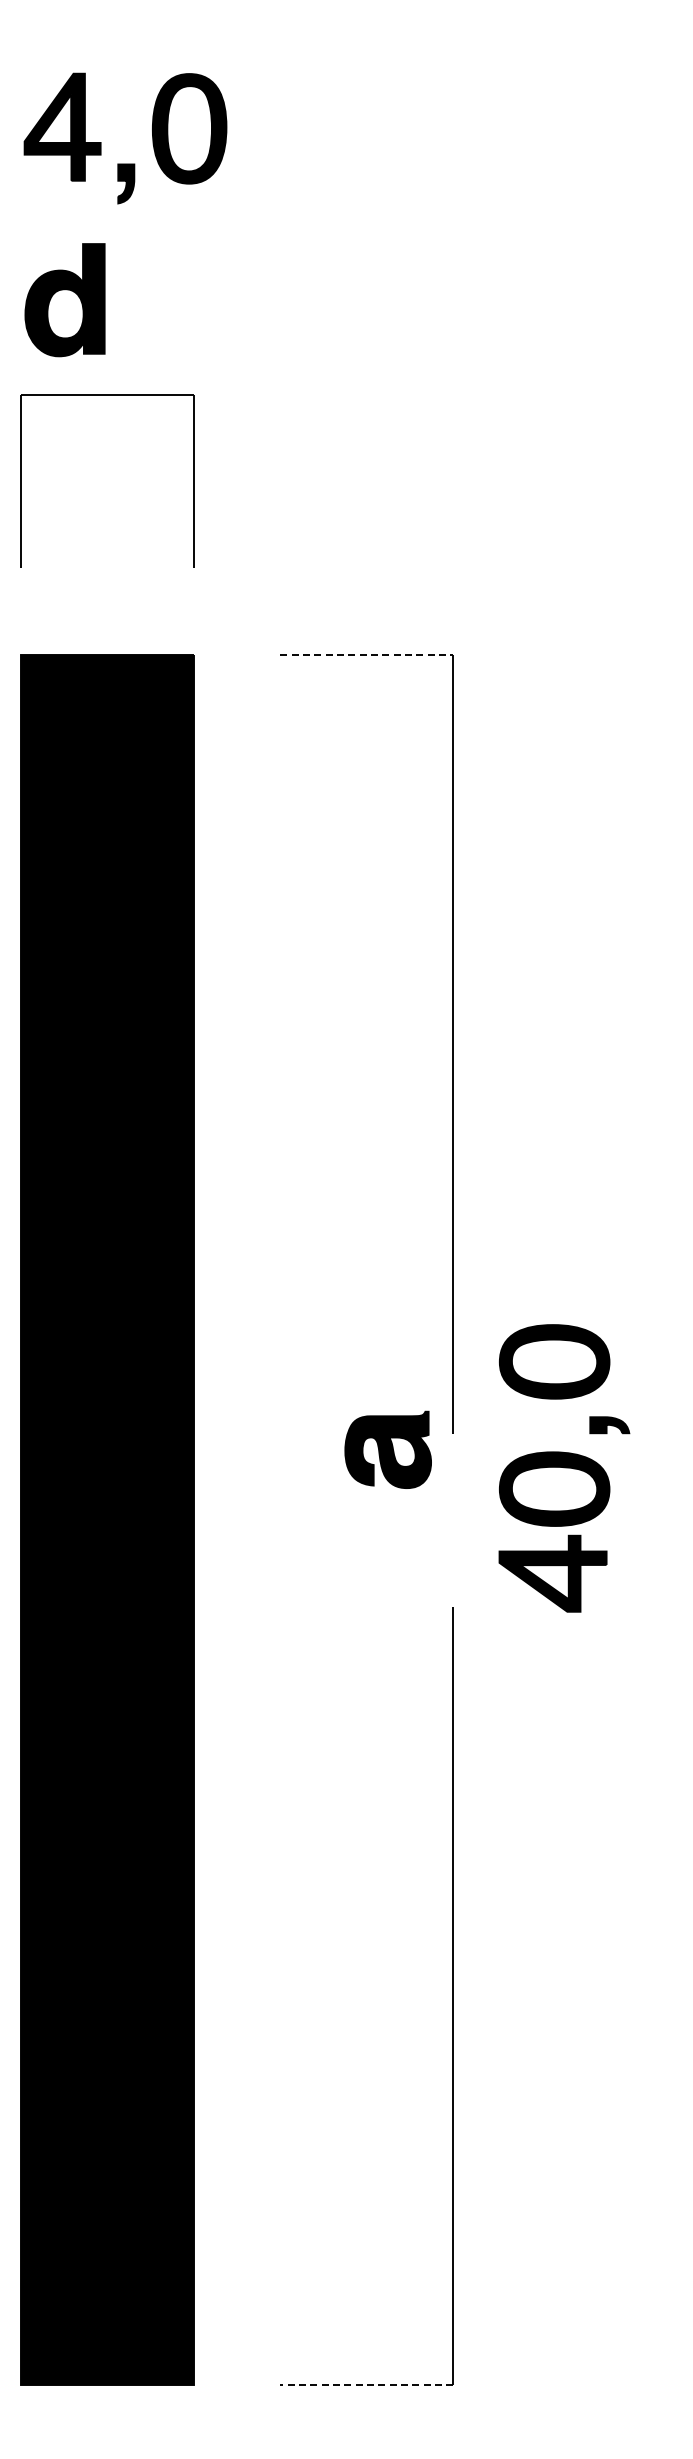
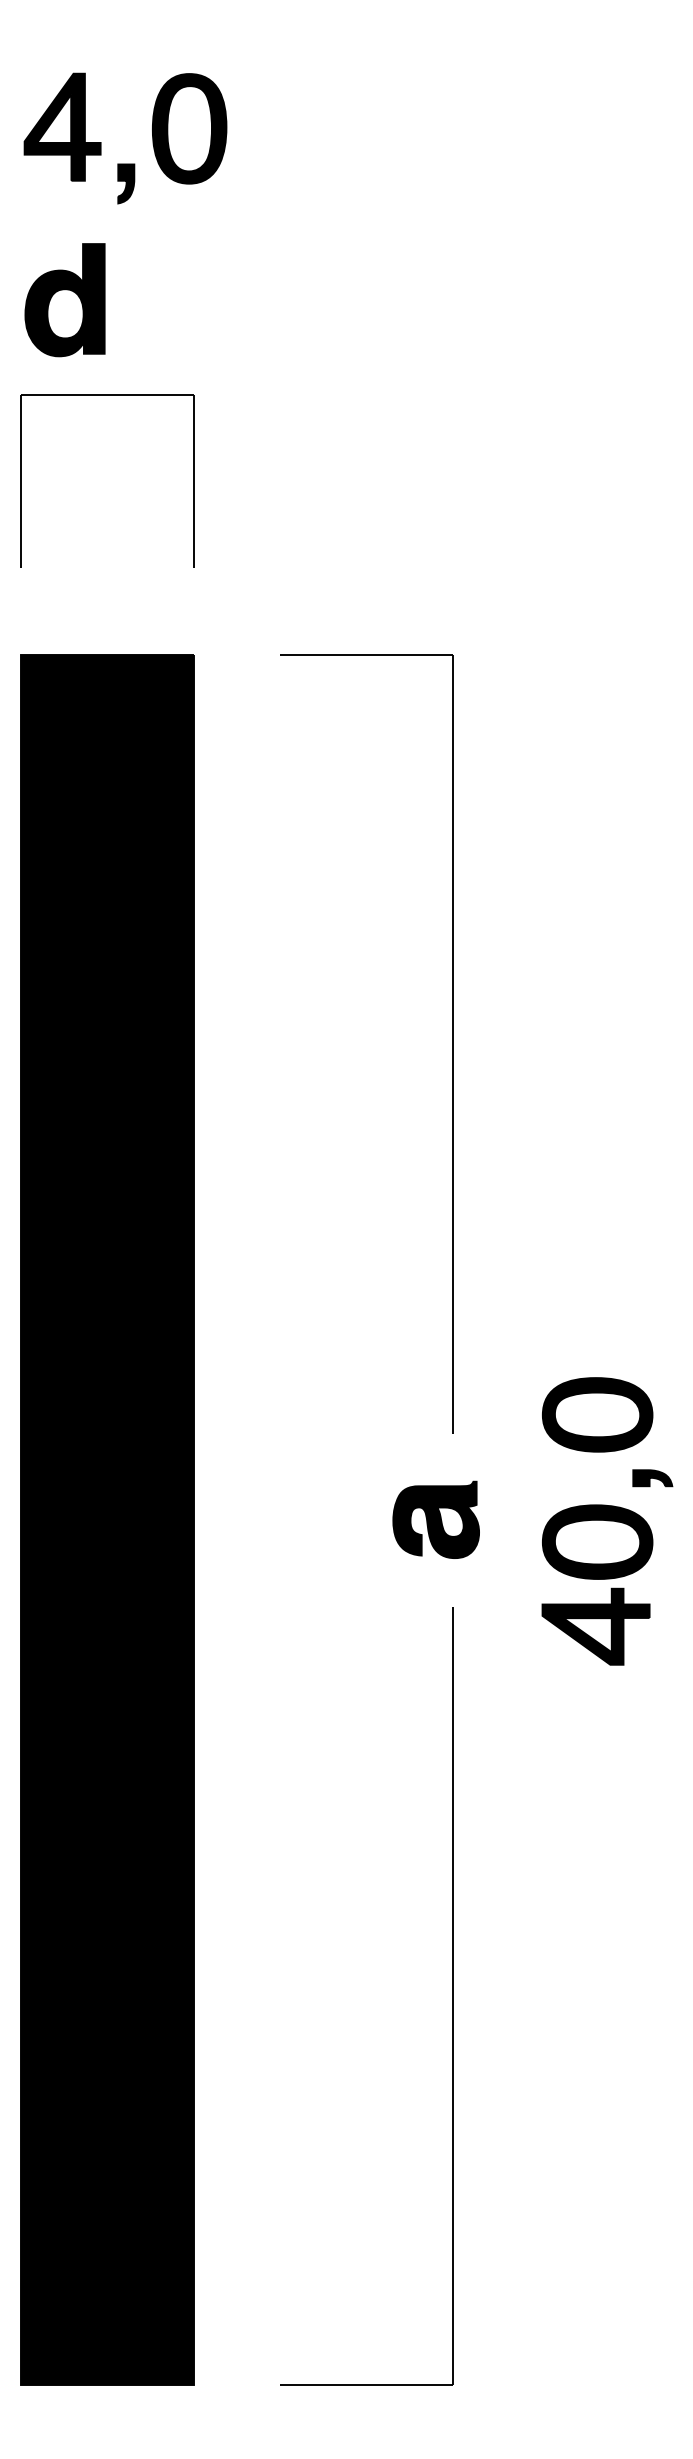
line: dashed -> solid (366, 654)
part position: (387, 1449) -> (435, 1519) (435, 1519)
part position: (564, 1468) -> (607, 1521) (607, 1521)
line: dashed -> solid (366, 2385)
